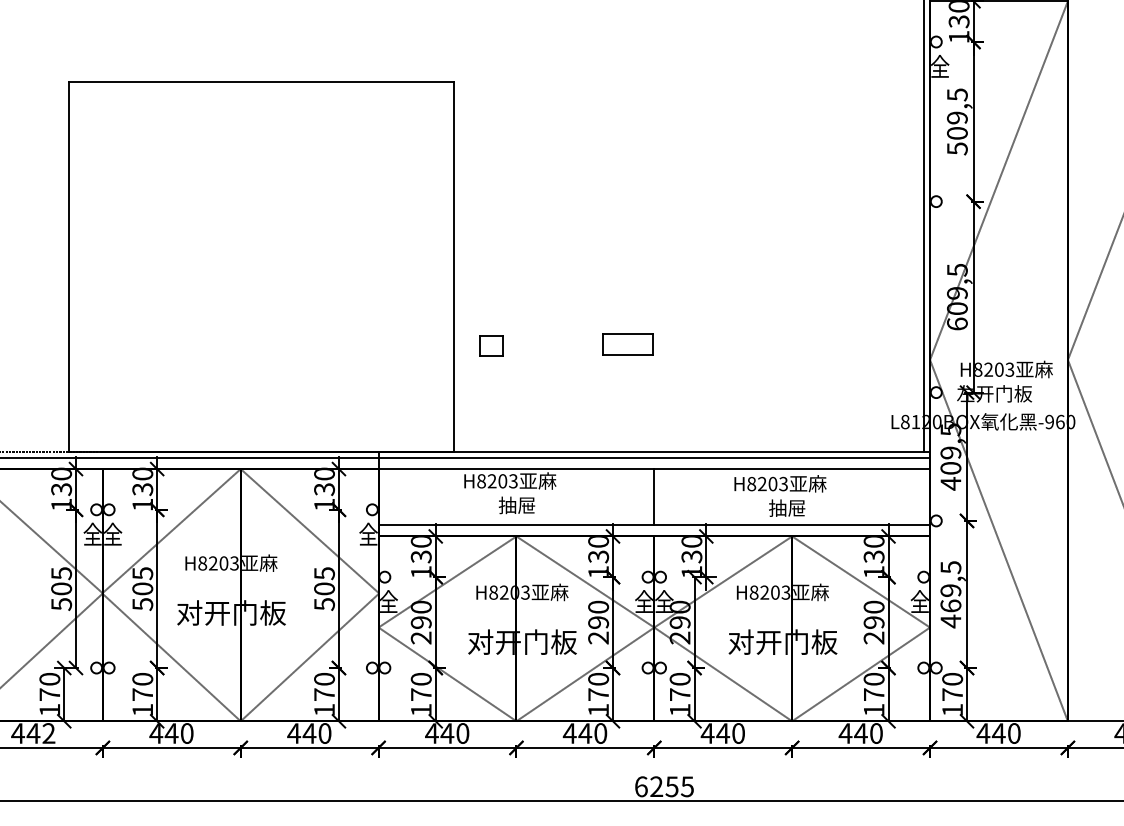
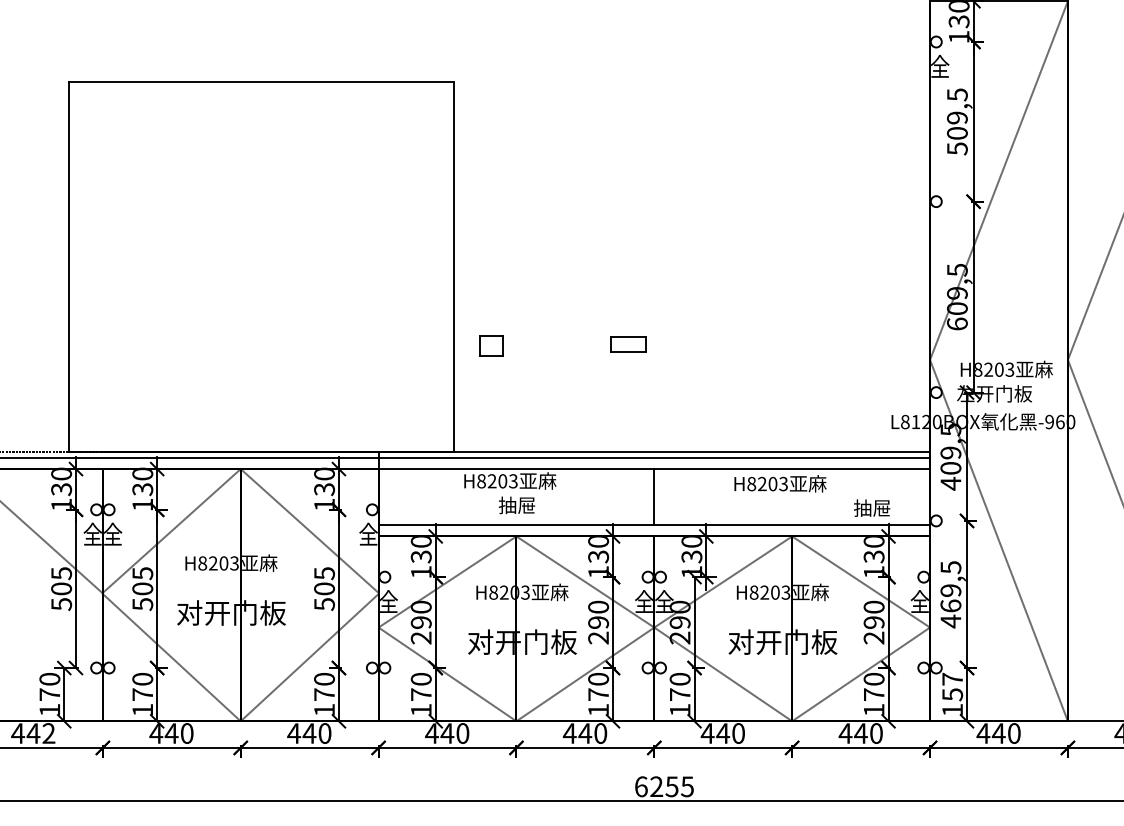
line: present -> none (923, 226)
part size: 52x23 px -> 37x17 px (628, 344)
text position: (787, 507) -> (872, 507) (872, 507)
line: present -> none (52, 639)
text: 170 -> 157 (952, 686)
